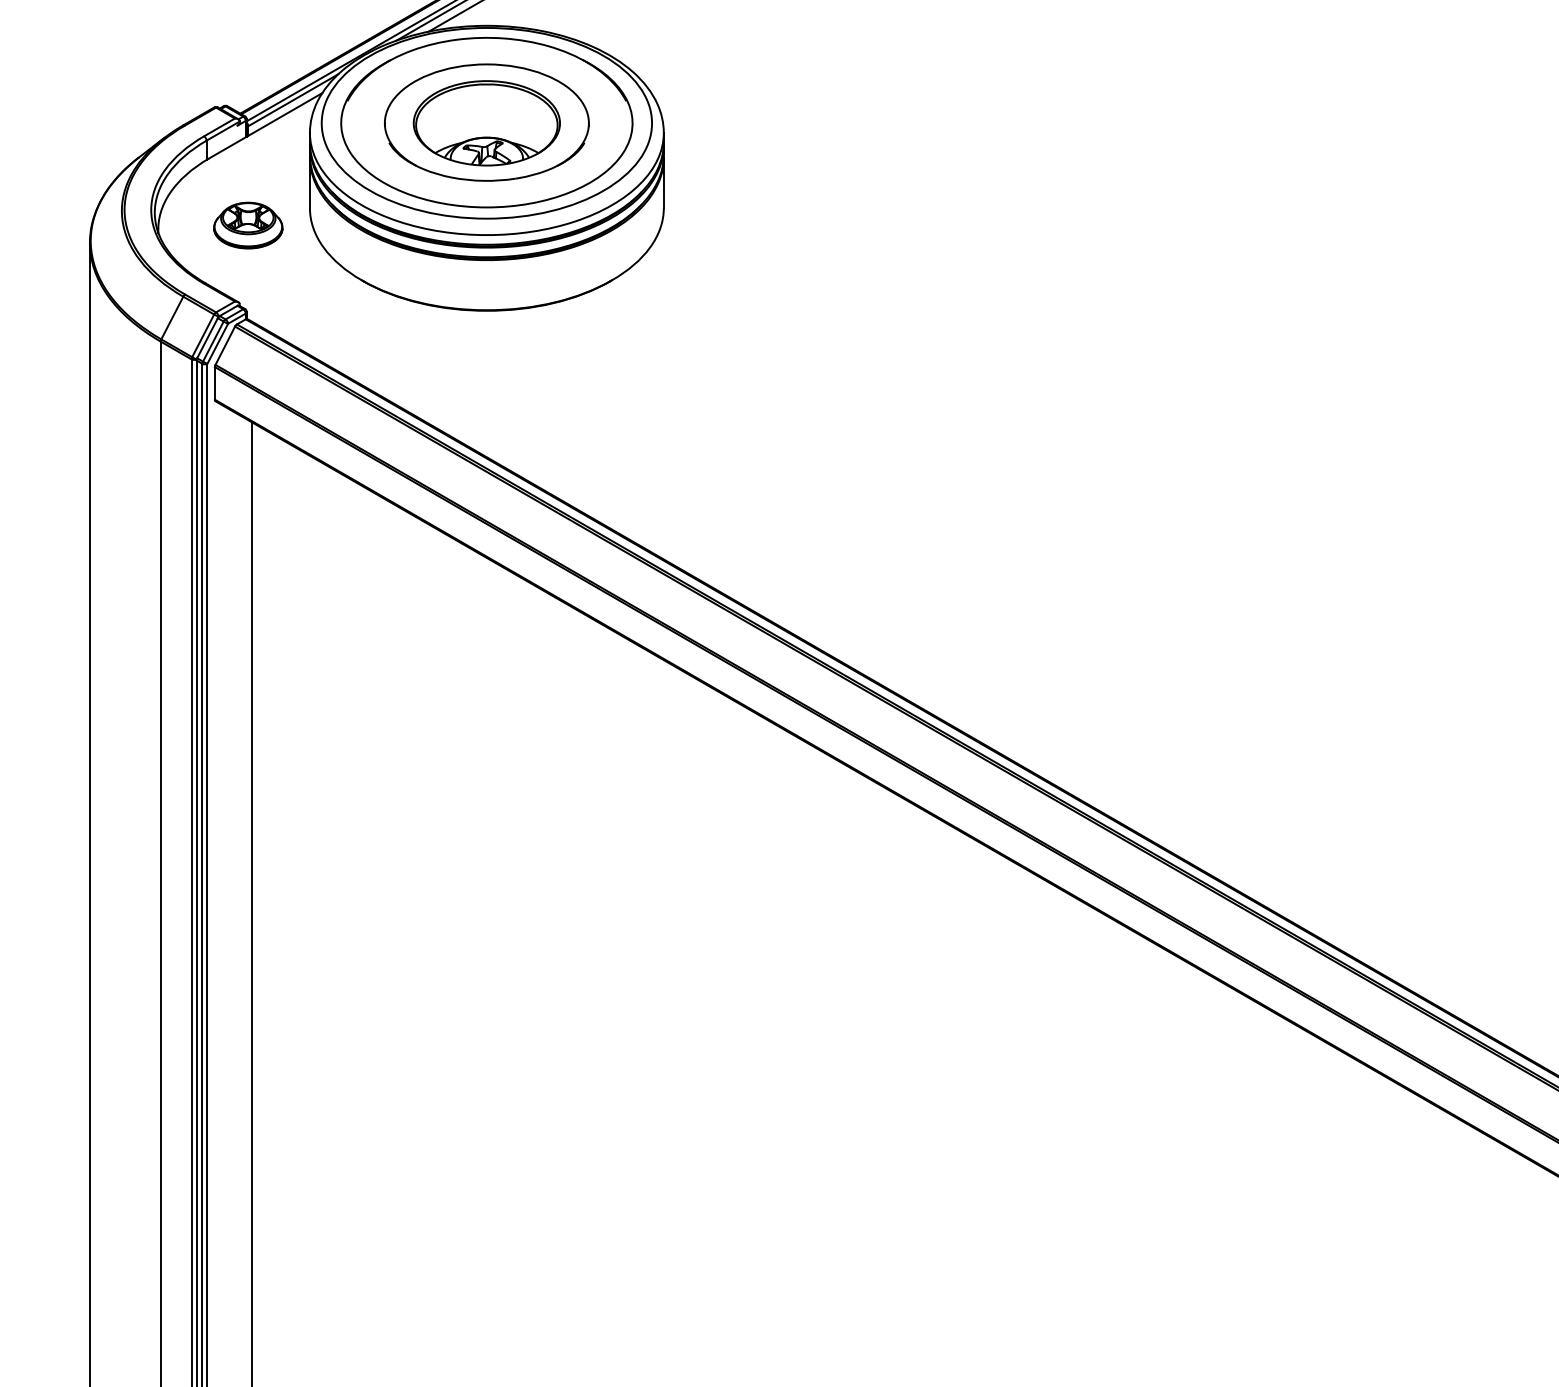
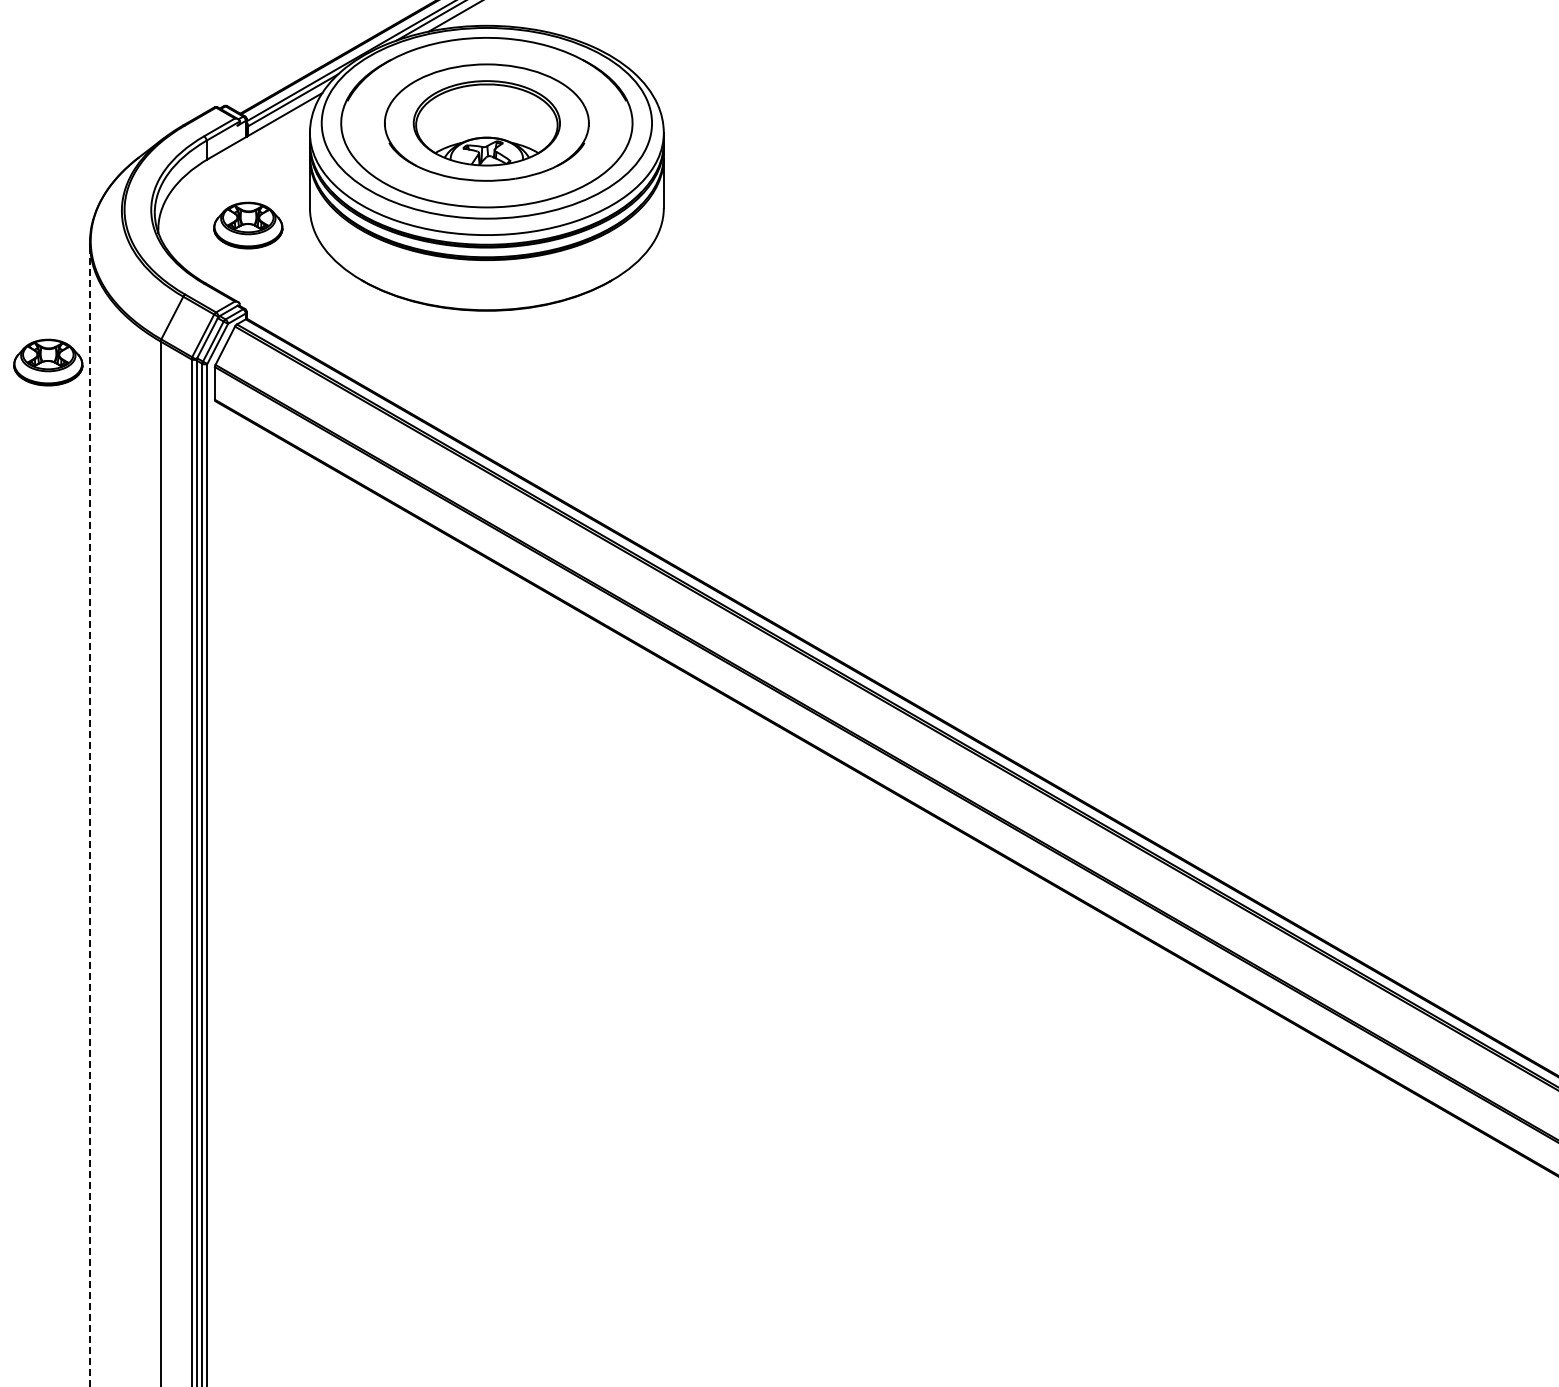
part: none -> present (48, 362)
line: solid -> dashed (89, 814)
line: present -> none (252, 902)
